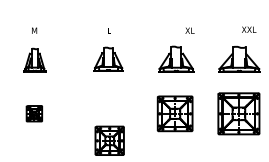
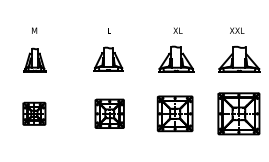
text position: (249, 29) -> (237, 30) (237, 30)
text position: (189, 30) -> (177, 30) (177, 30)
part size: 19x18 px -> 25x25 px (34, 113)
part position: (109, 140) -> (109, 113) (109, 113)
